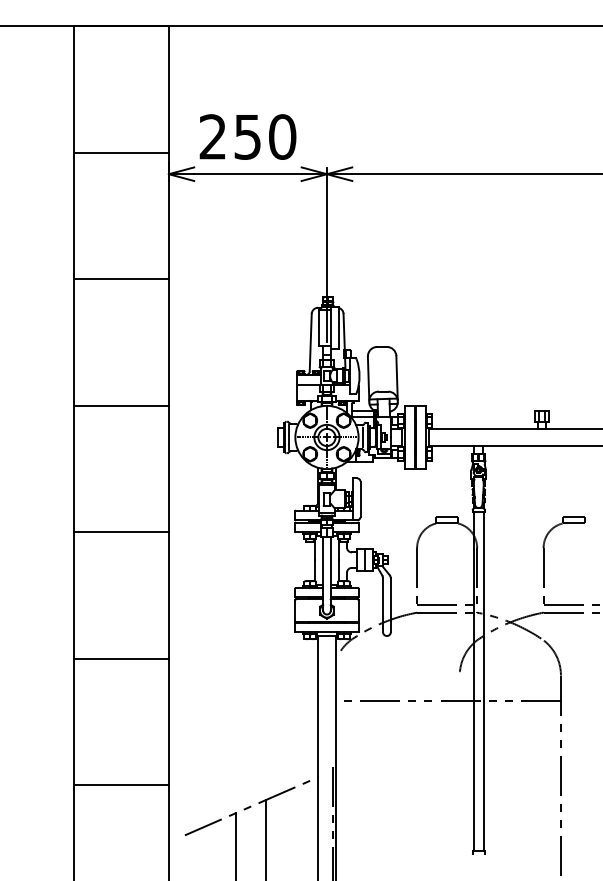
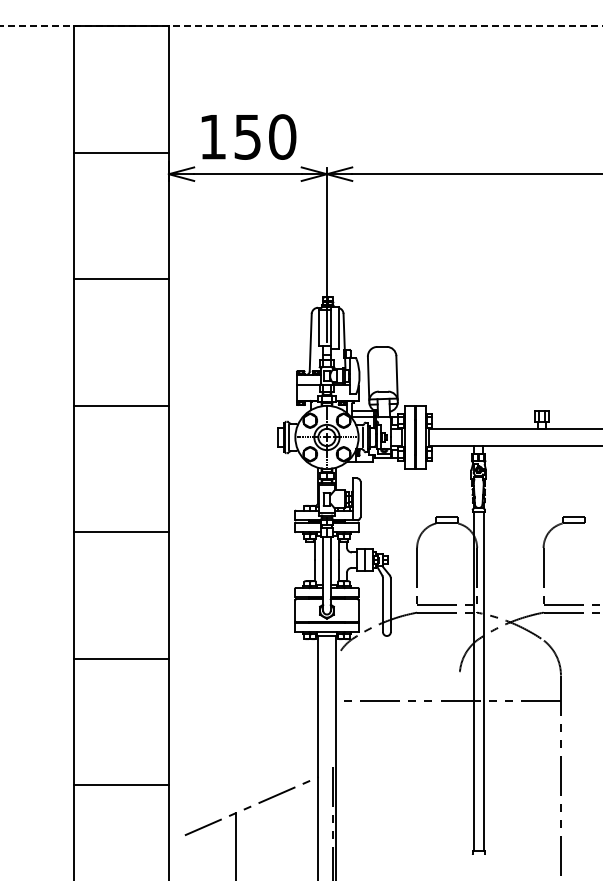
line: solid -> dashed (301, 26)
text: 250 -> 150 (212, 136)
line: present -> none (266, 838)
